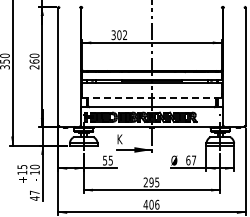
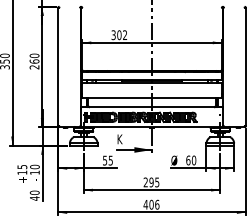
line: dashed -> solid (152, 97)
text: 67 -> 60 (193, 160)
text: 47 -> 40 (34, 192)
